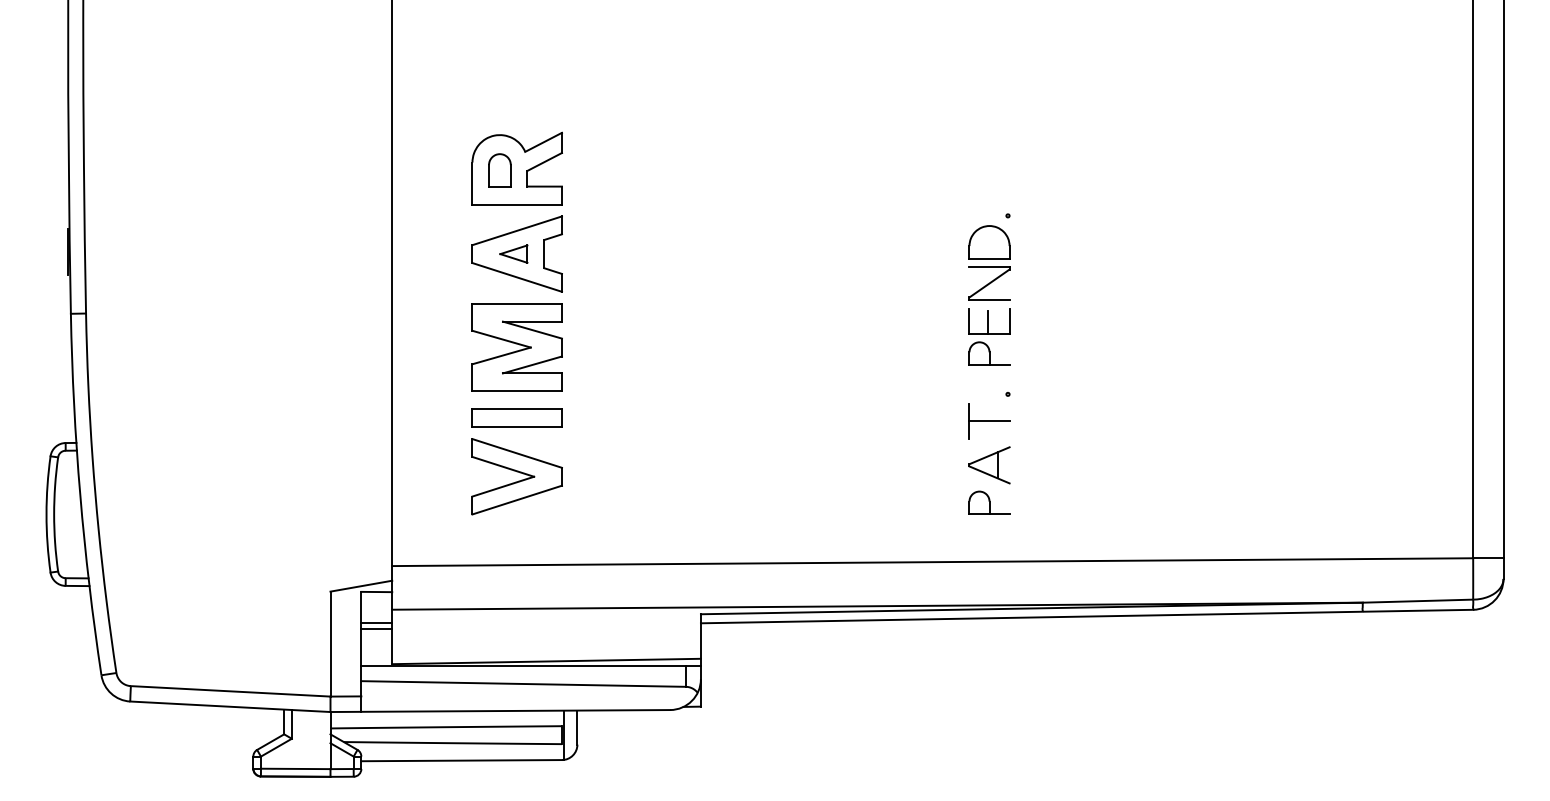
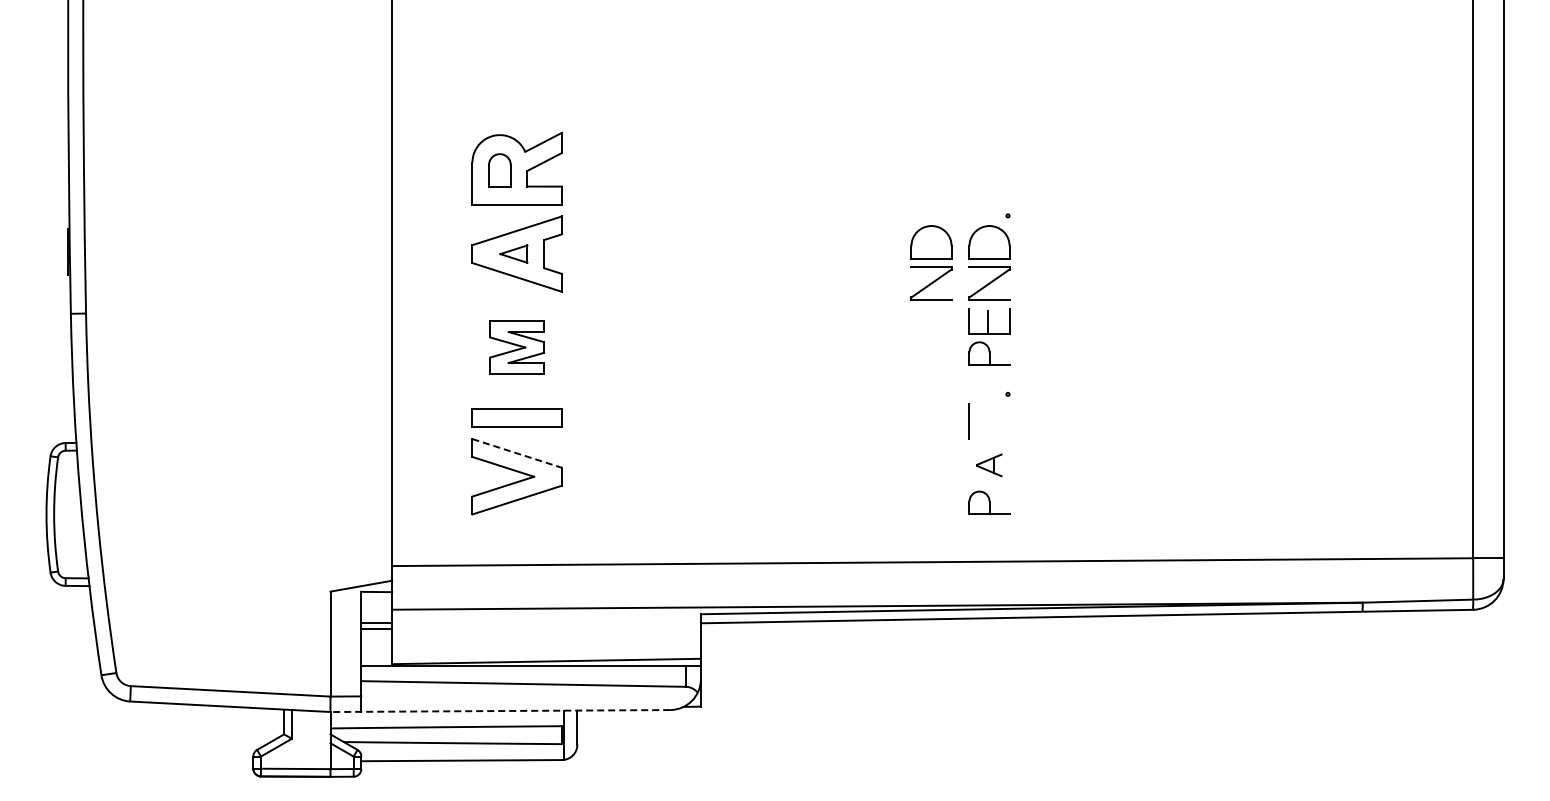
part: none -> present (931, 262)
part size: 92x89 px -> 56x55 px (516, 347)
line: present -> none (989, 421)
line: solid -> dashed (517, 453)
part size: 43x39 px -> 27x25 px (989, 465)
line: solid -> dashed (500, 711)
